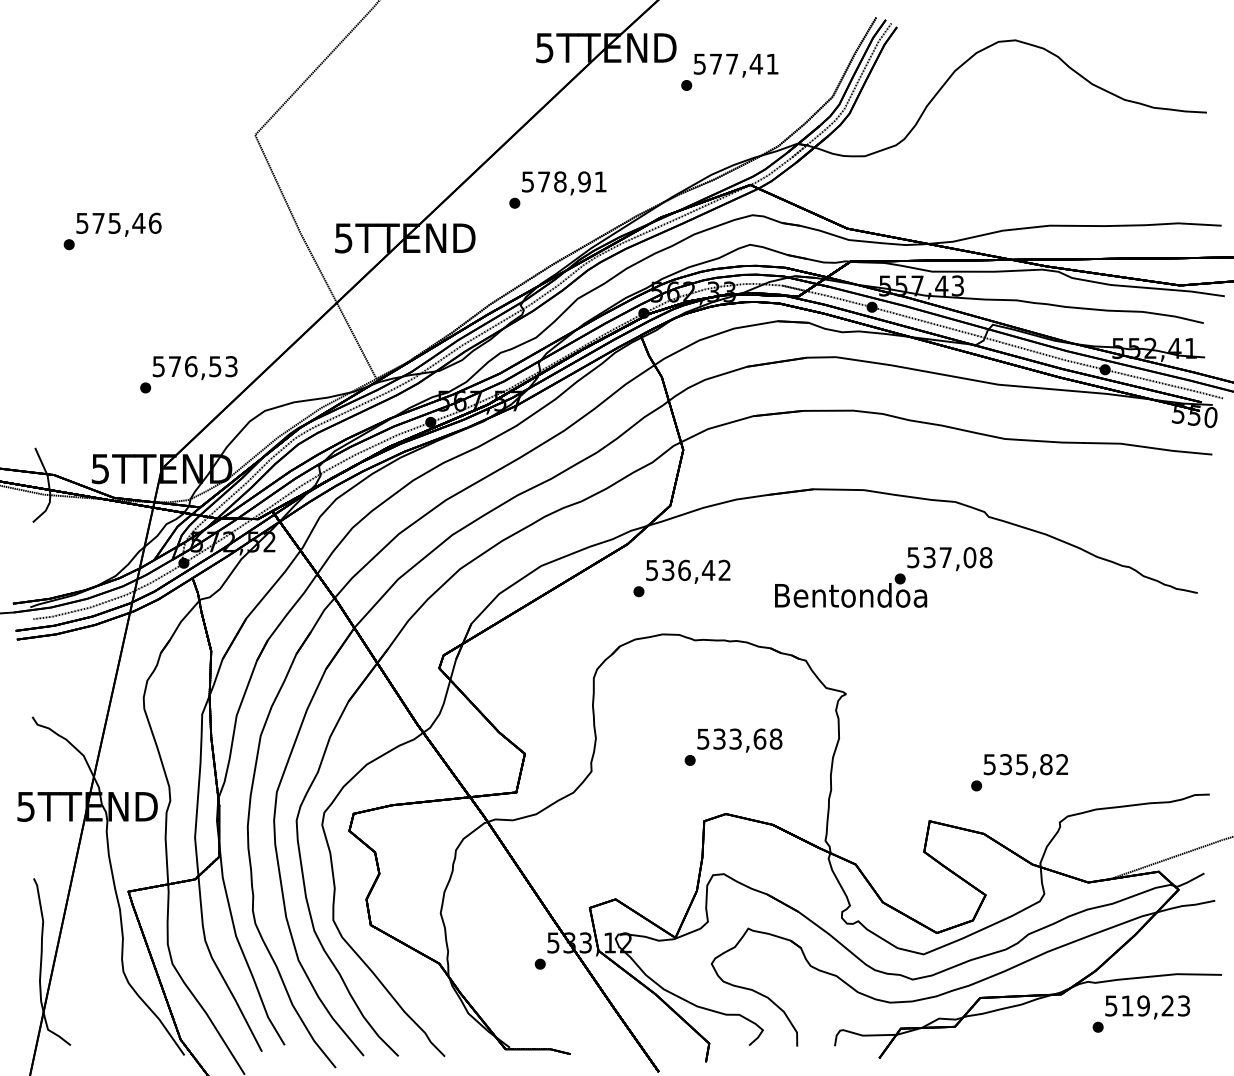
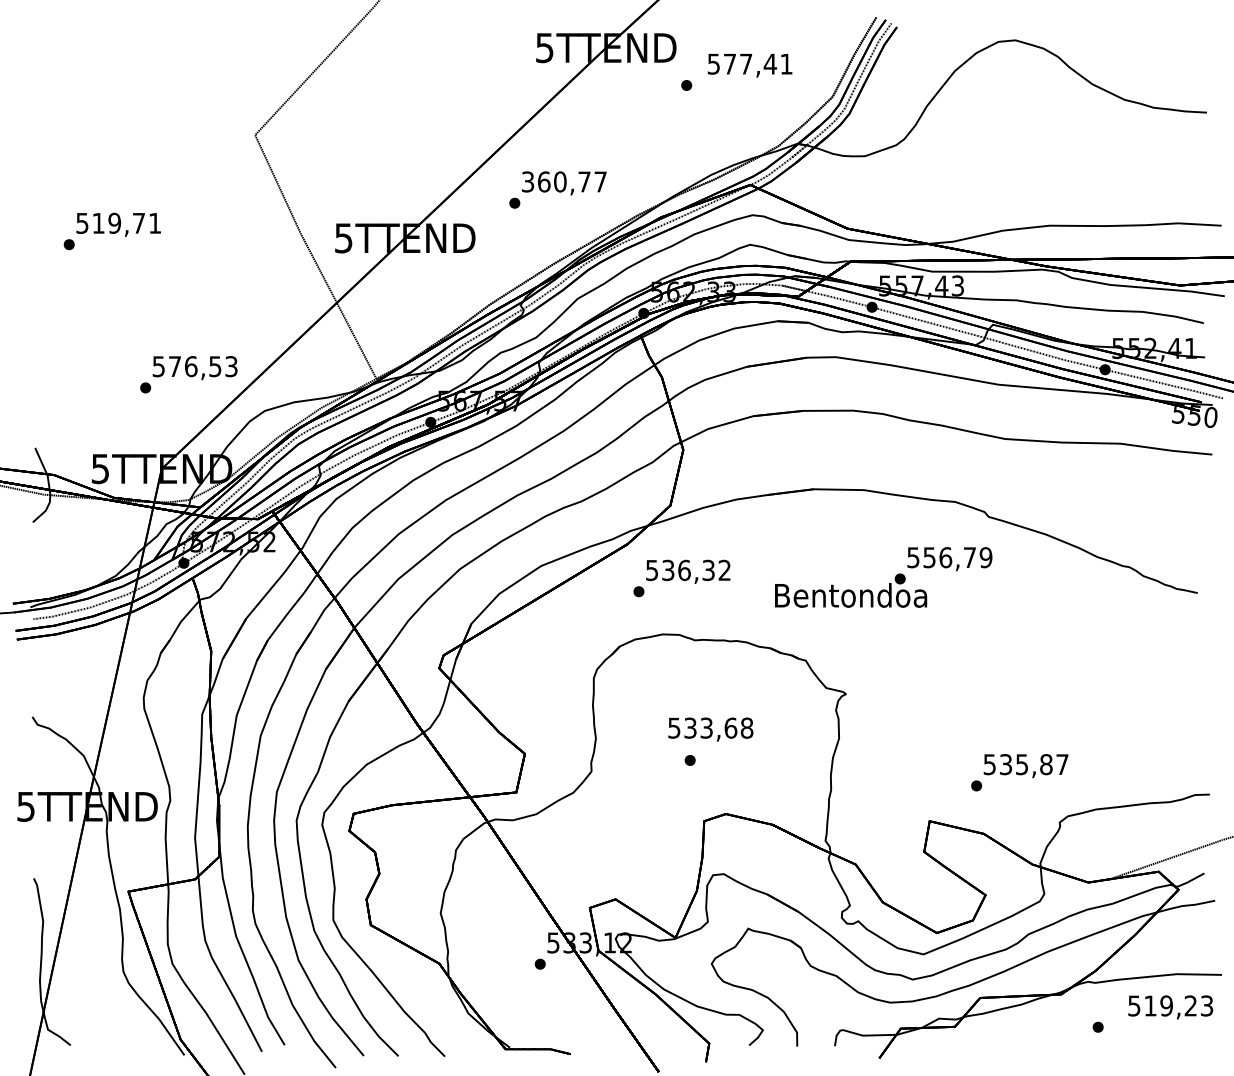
text position: (735, 65) -> (749, 65) (749, 65)
text: 578,91 -> 360,77 (564, 181)
text: 575,46 -> 519,71 (126, 222)
text: 537,08 -> 556,79 (958, 557)
text: 536,42 -> 536,32 (708, 570)
text position: (739, 740) -> (710, 729) (710, 729)
text: 535,82 -> 535,87 (1062, 764)
text position: (1147, 1007) -> (1170, 1007) (1170, 1007)
